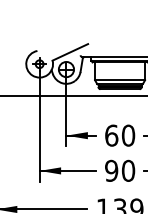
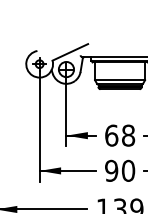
line: present -> none (73, 96)
text: 60 -> 68 (128, 135)
